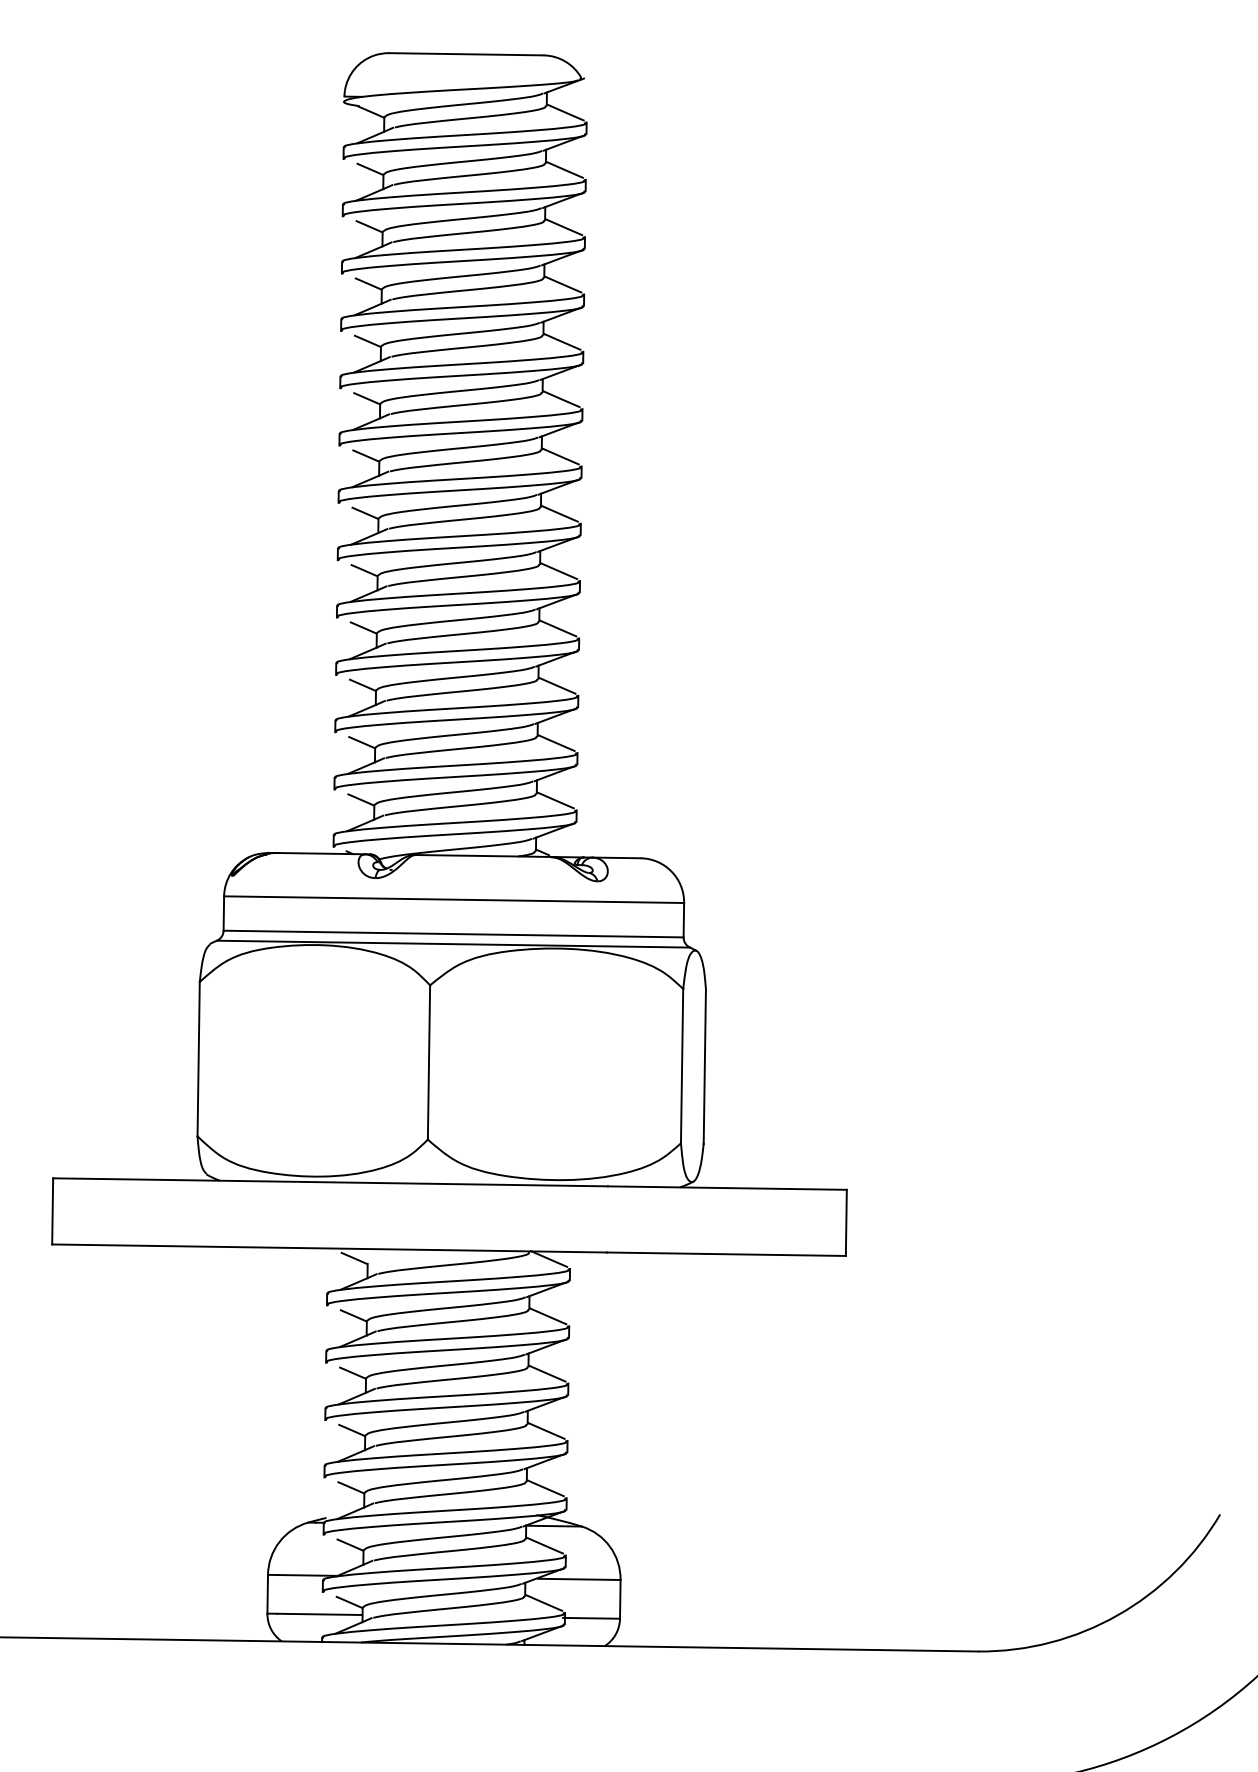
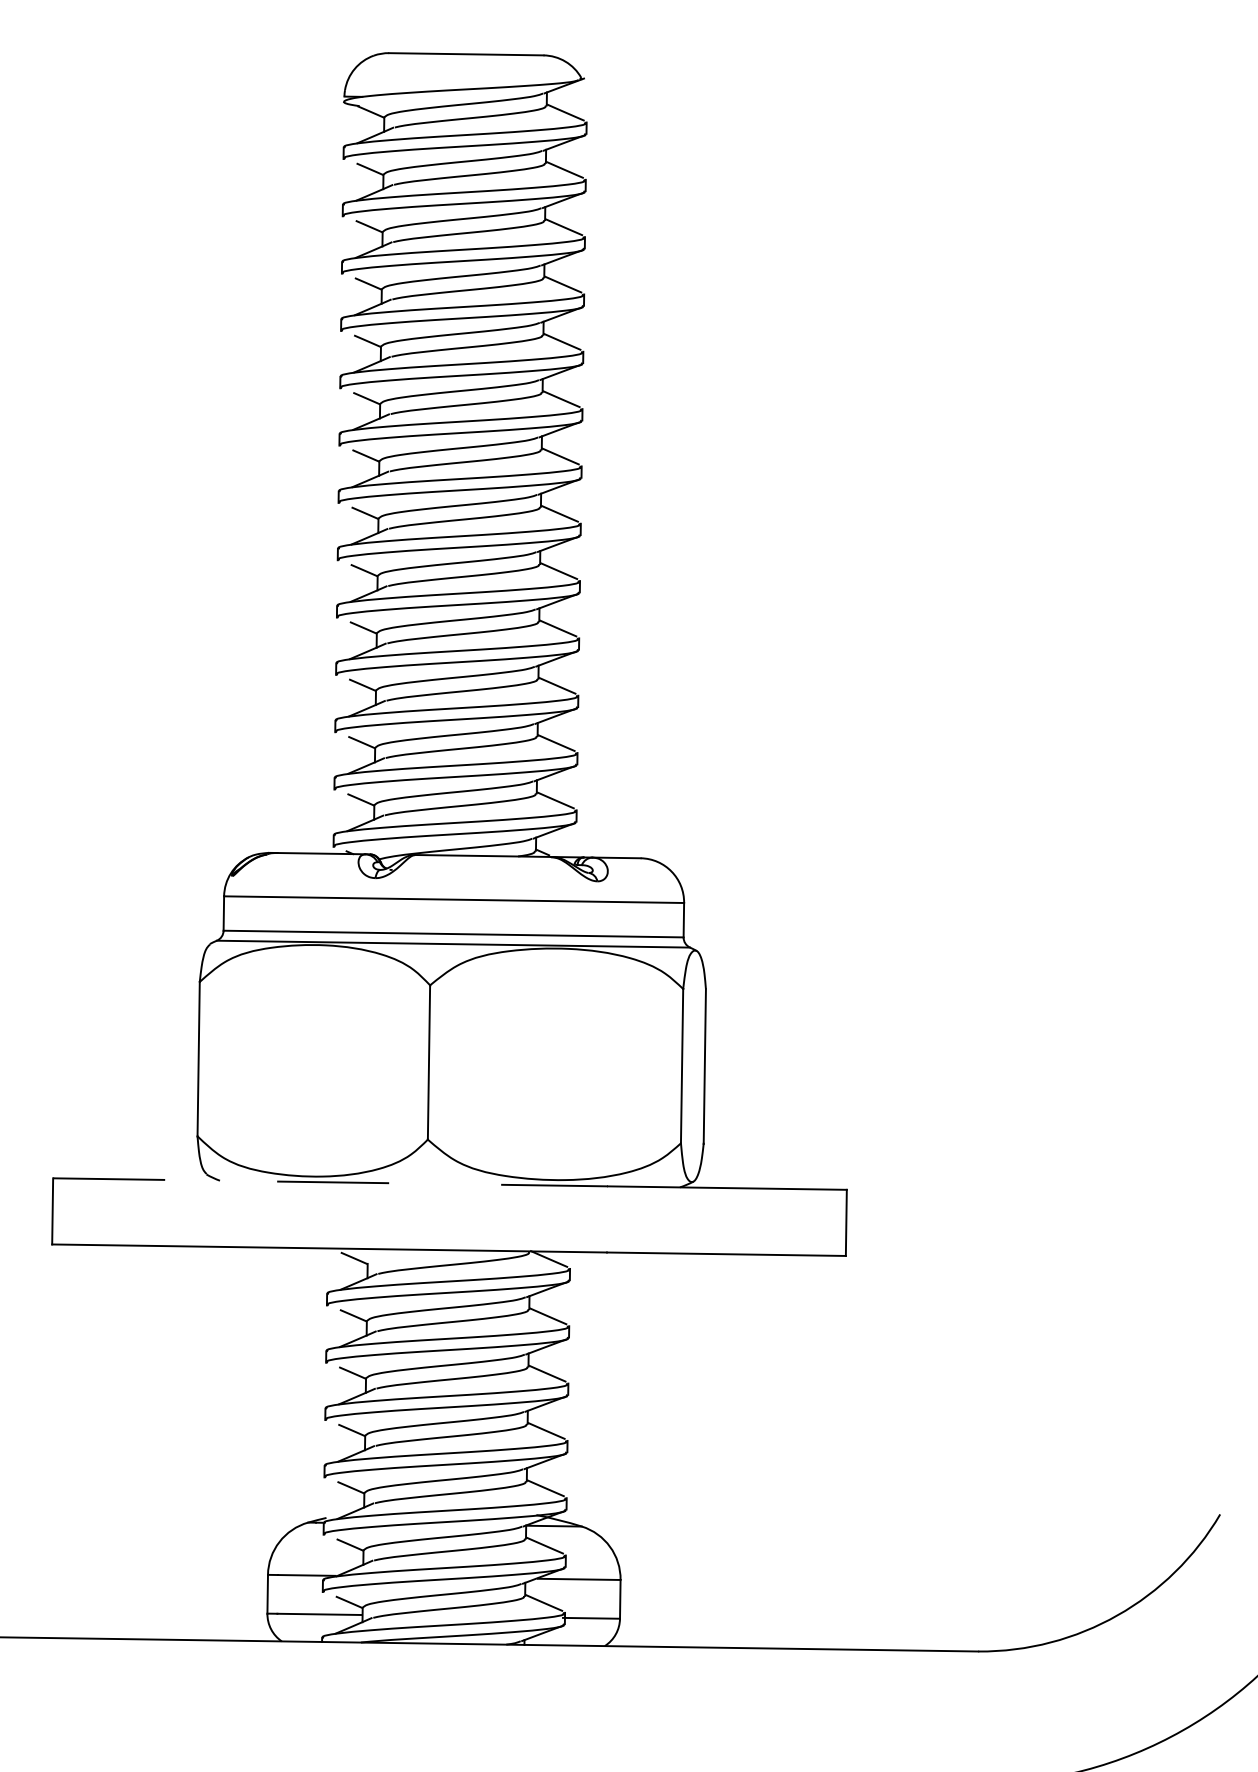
line: solid -> dashed (331, 1182)
